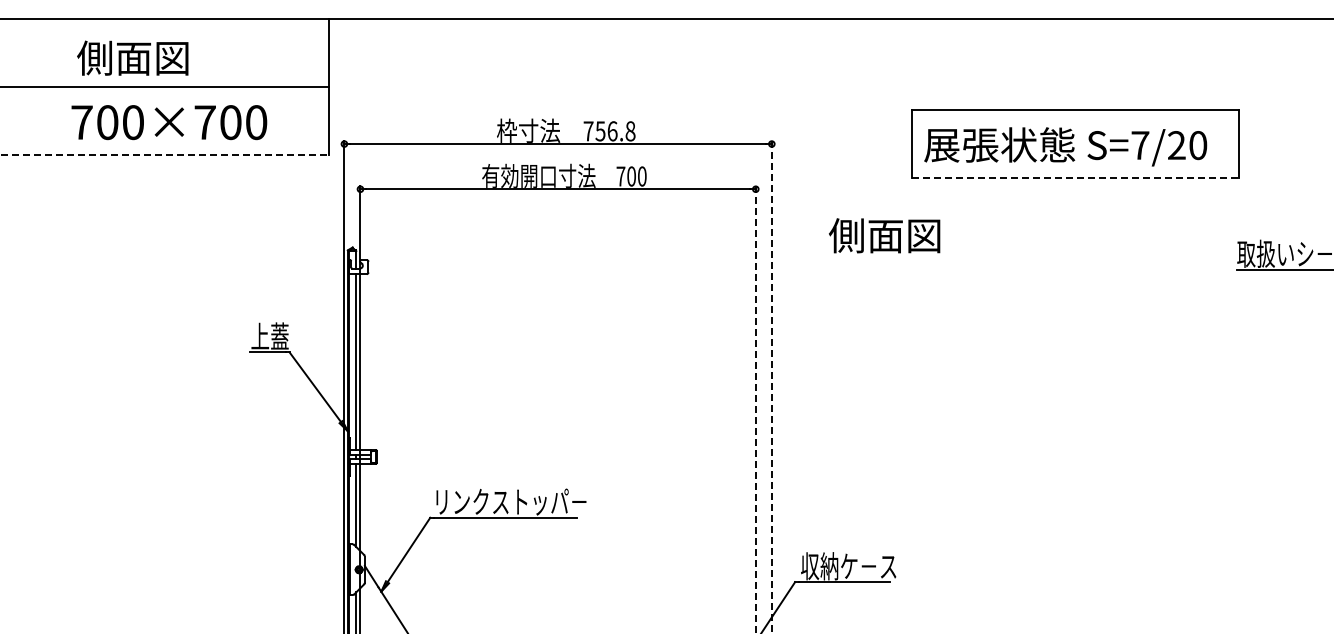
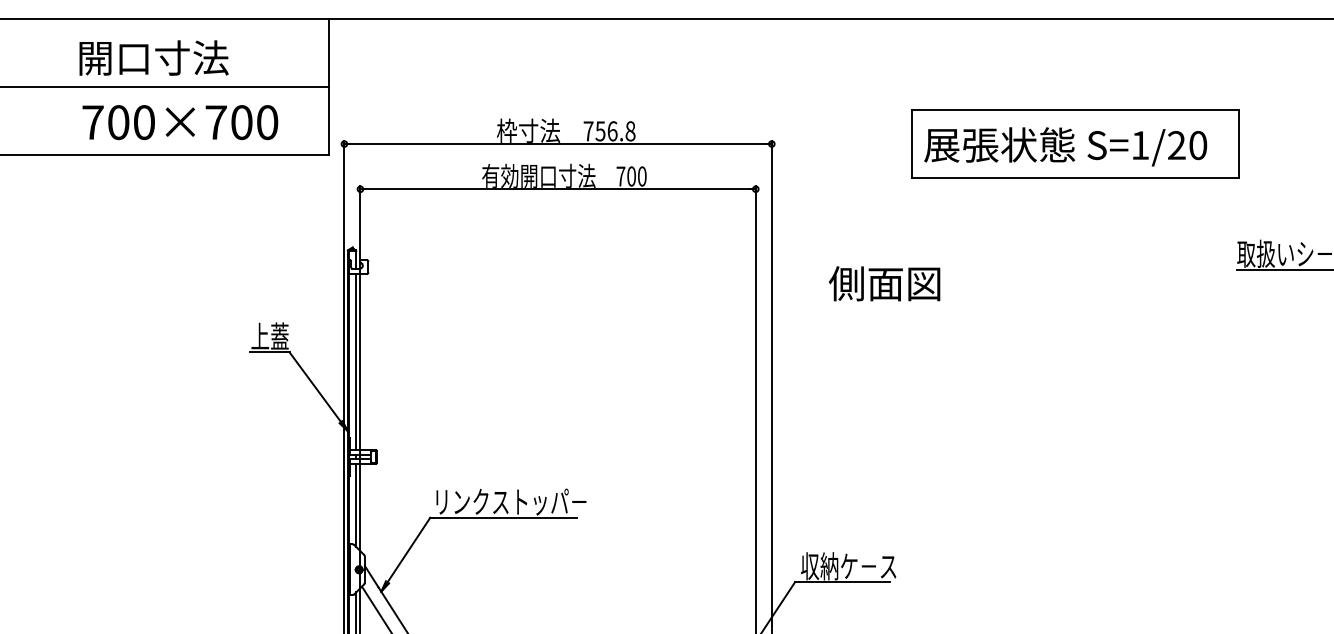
text: 側面図 -> 開口寸法 (152, 57)
text position: (169, 122) -> (180, 122) (180, 122)
text: S=7/20 -> S=1/20 (1140, 145)
line: dashed -> solid (164, 154)
line: dashed -> solid (1075, 178)
text position: (884, 235) -> (884, 283) (884, 283)
line: dashed -> solid (771, 387)
line: dashed -> solid (755, 410)
line: none -> present (376, 608)
